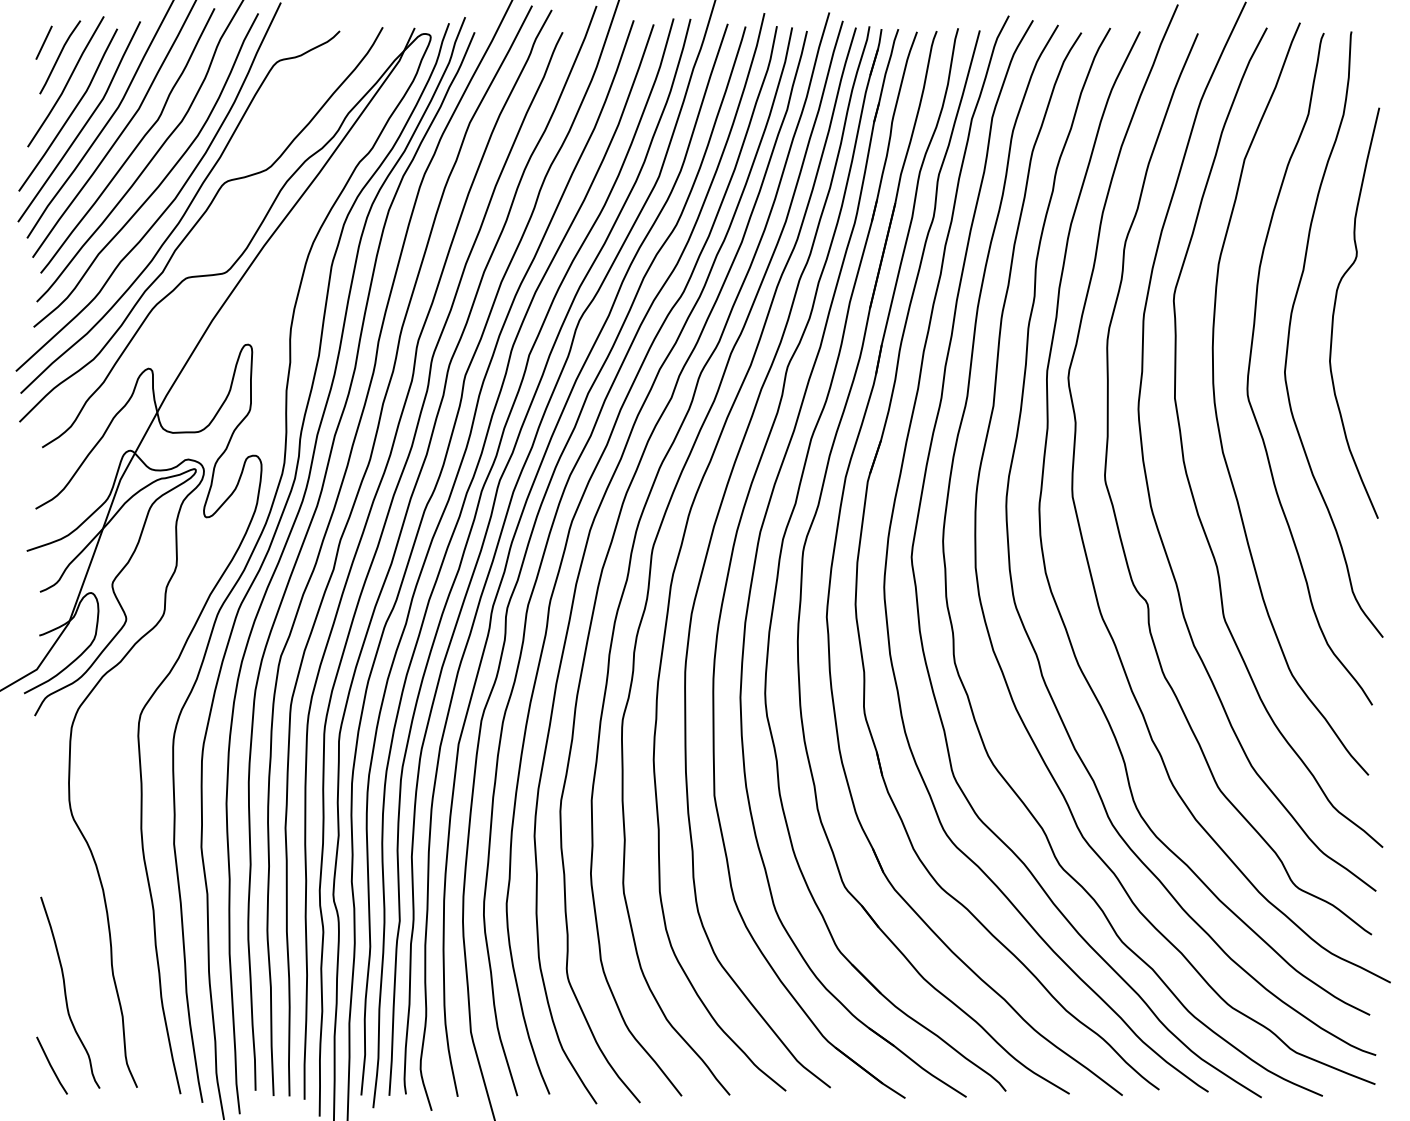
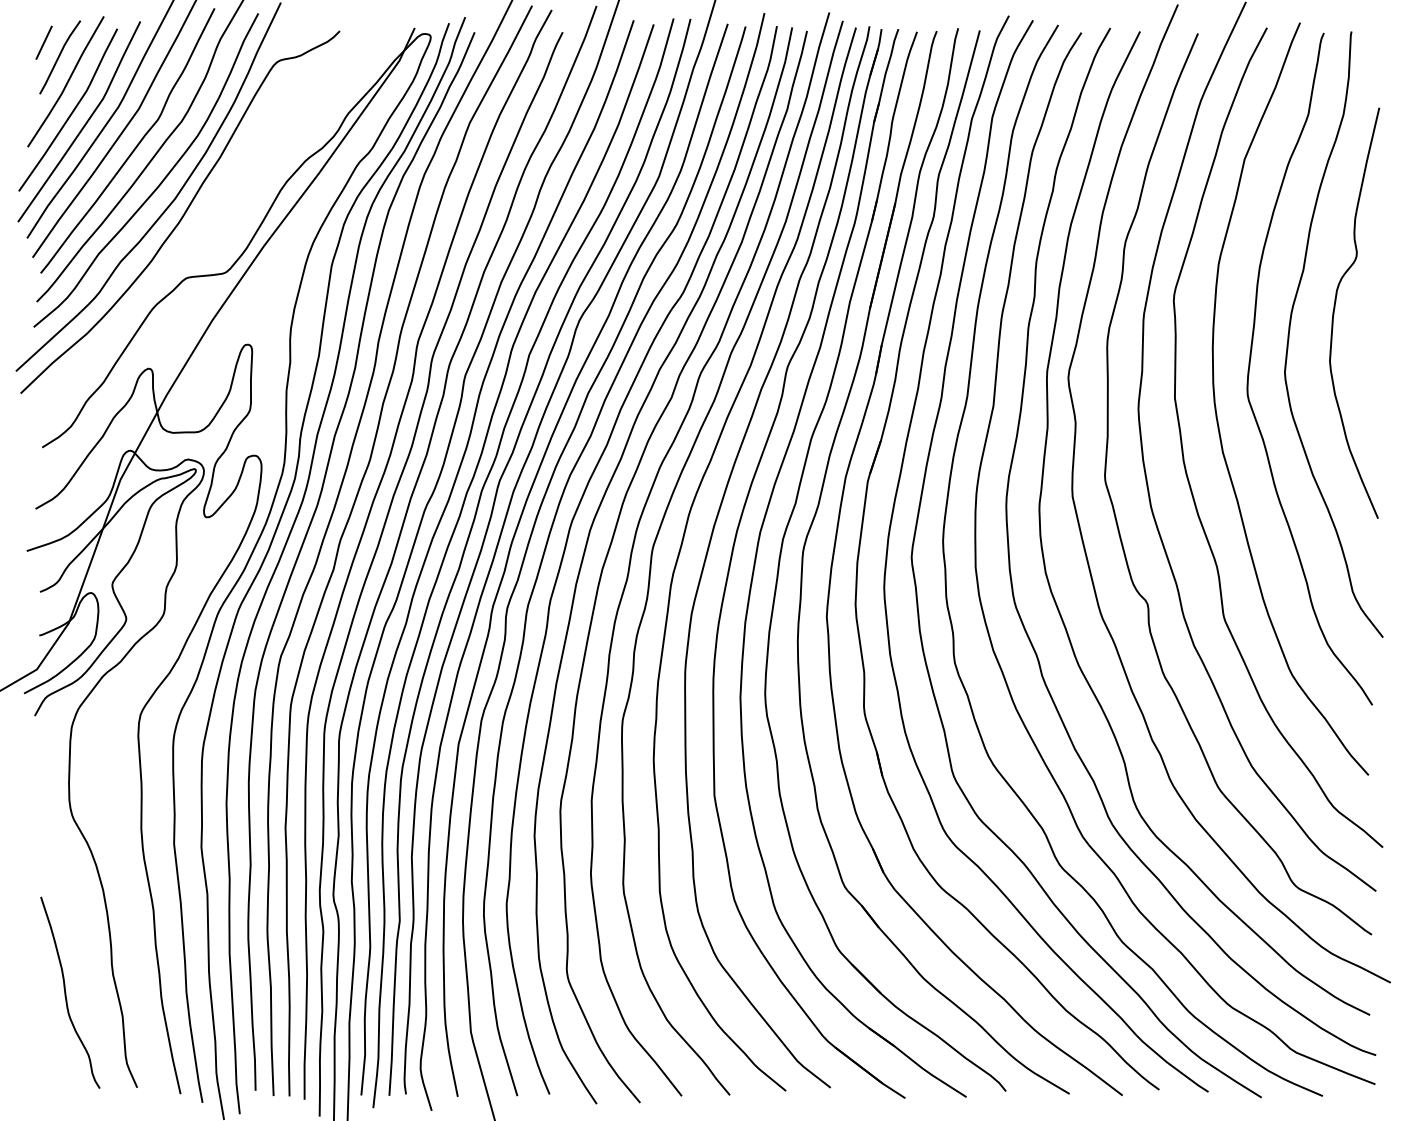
curve: present -> none (199, 221)
line: present -> none (51, 1065)
